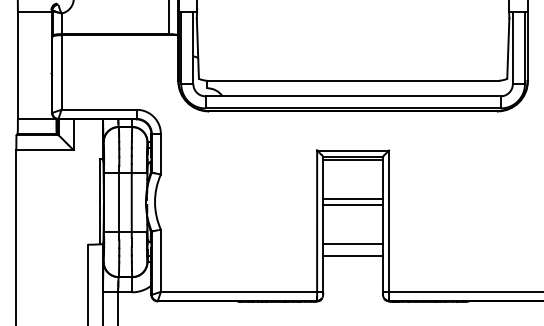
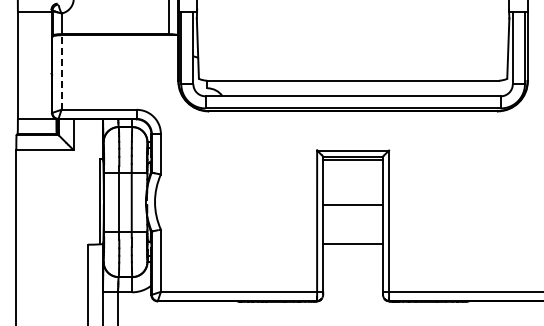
line: solid -> dashed (61, 72)
line: present -> none (352, 199)
line: present -> none (352, 256)
